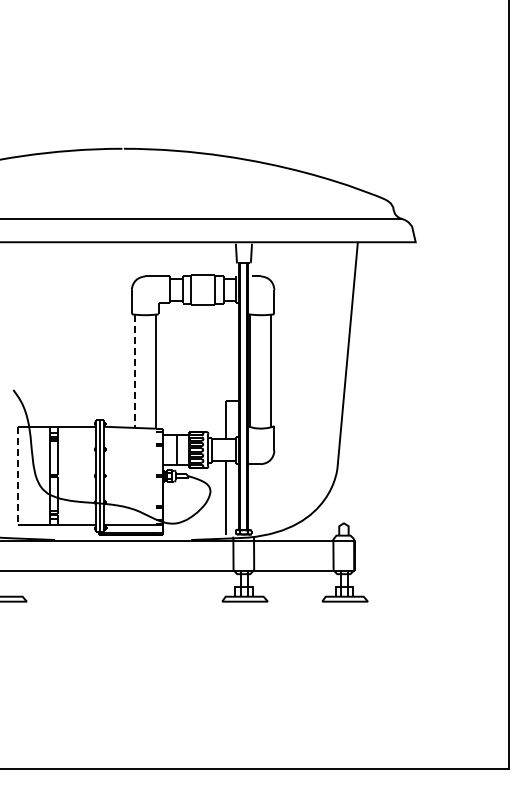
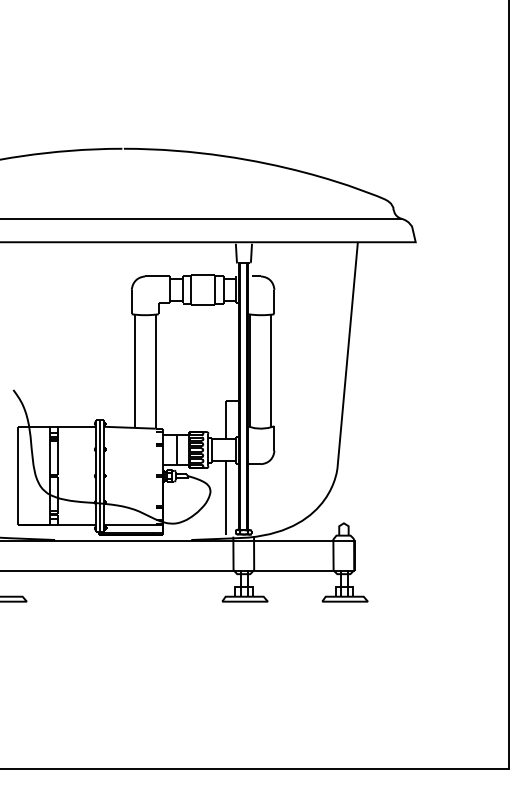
line: dashed -> solid (134, 371)
line: dashed -> solid (18, 476)
